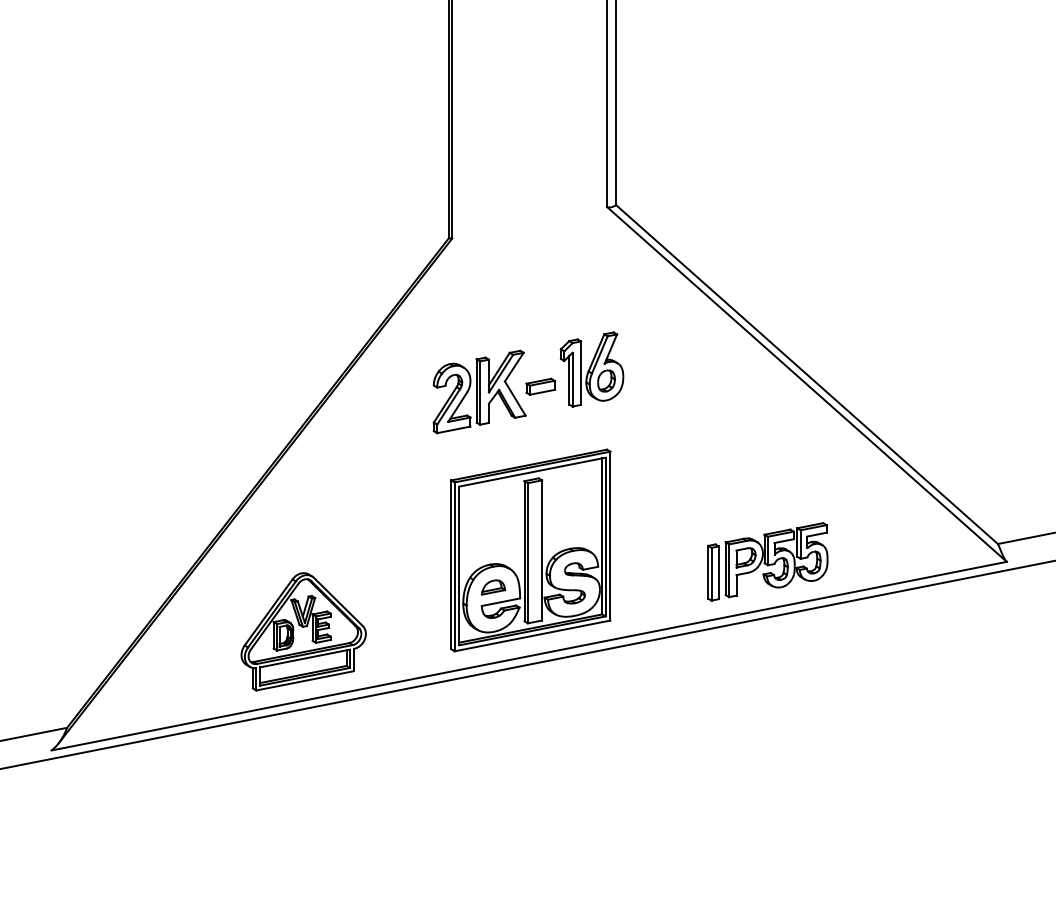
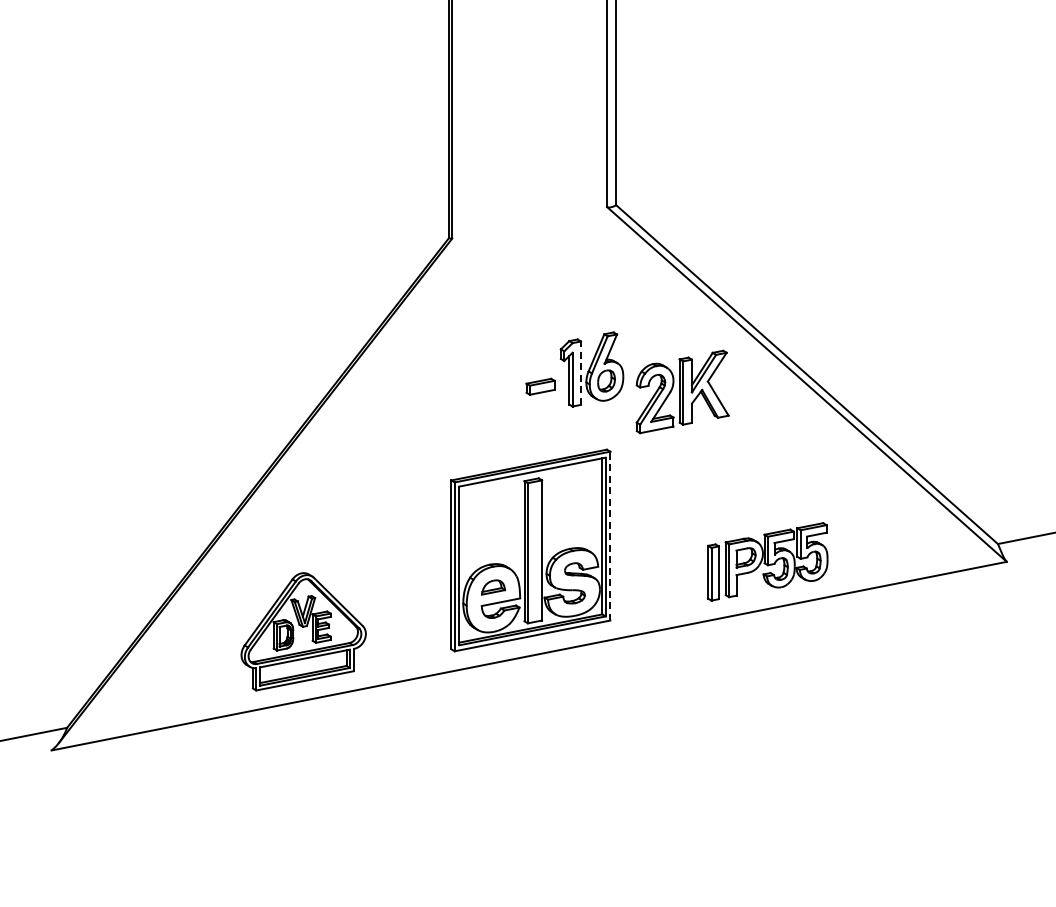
line: solid -> dashed (581, 373)
part position: (479, 391) -> (682, 391) (682, 391)
line: solid -> dashed (610, 535)
line: present -> none (527, 664)
